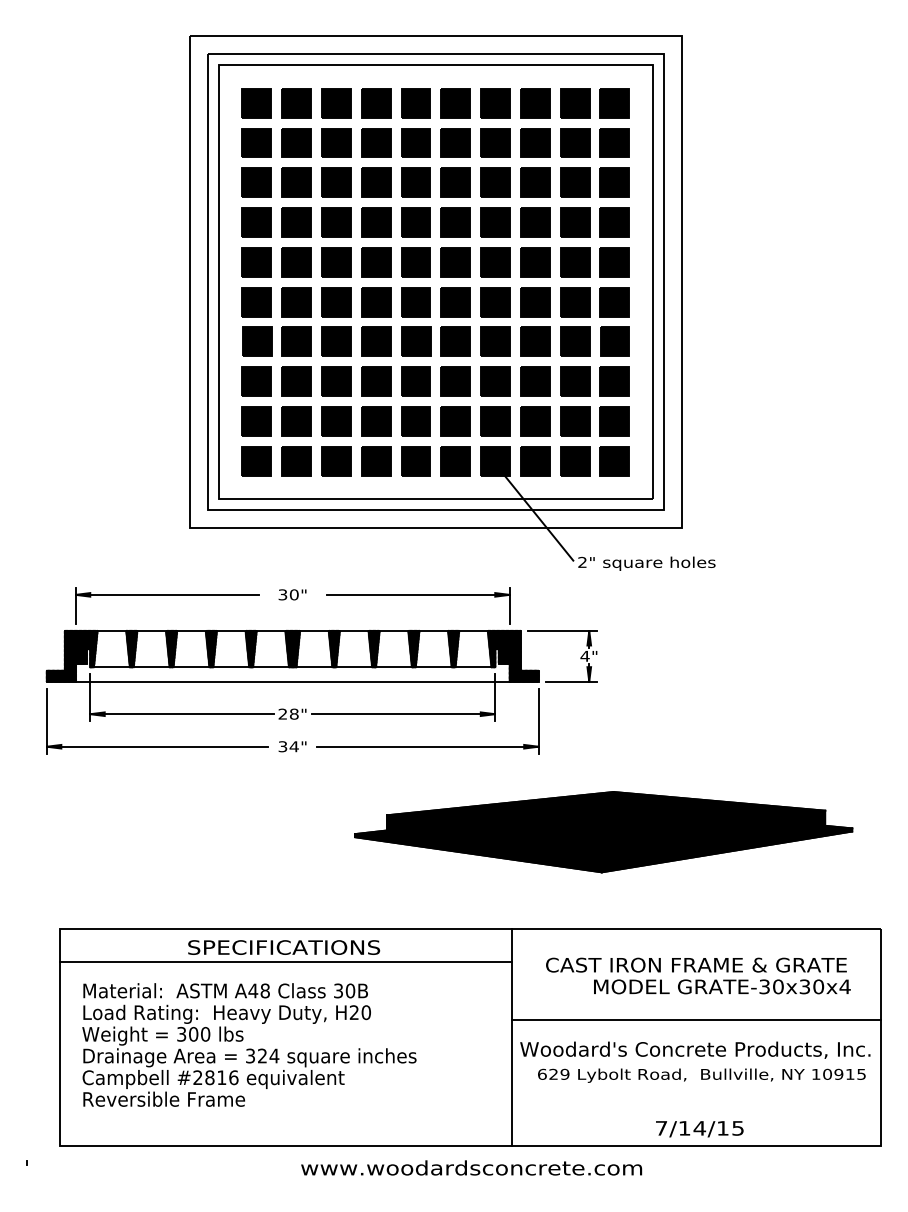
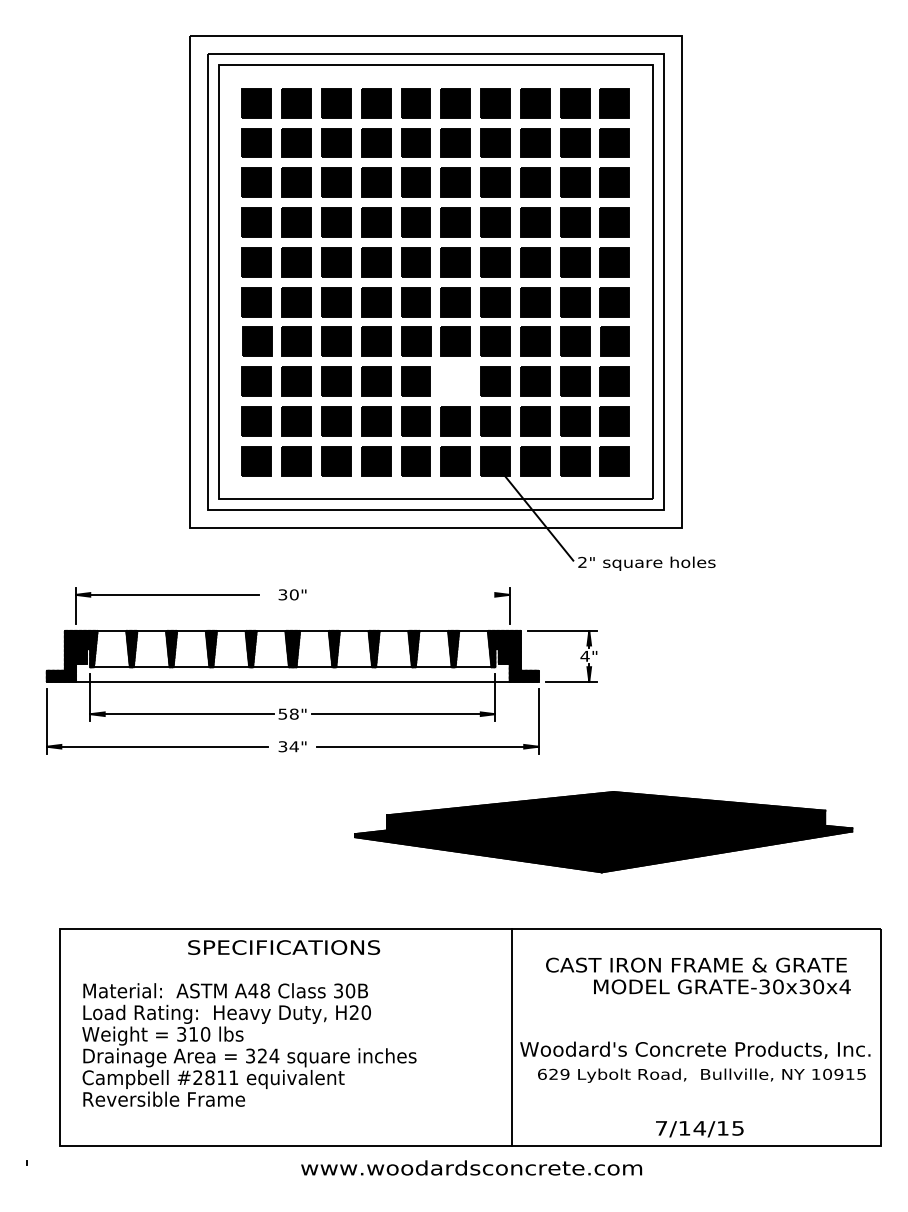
part: present -> none (455, 381)
line: present -> none (418, 594)
text: 28" -> 58" (282, 713)
line: present -> none (285, 962)
line: present -> none (695, 1019)
text: 300 -> 310 (193, 1033)
text: #2816 -> #2811 (233, 1077)
